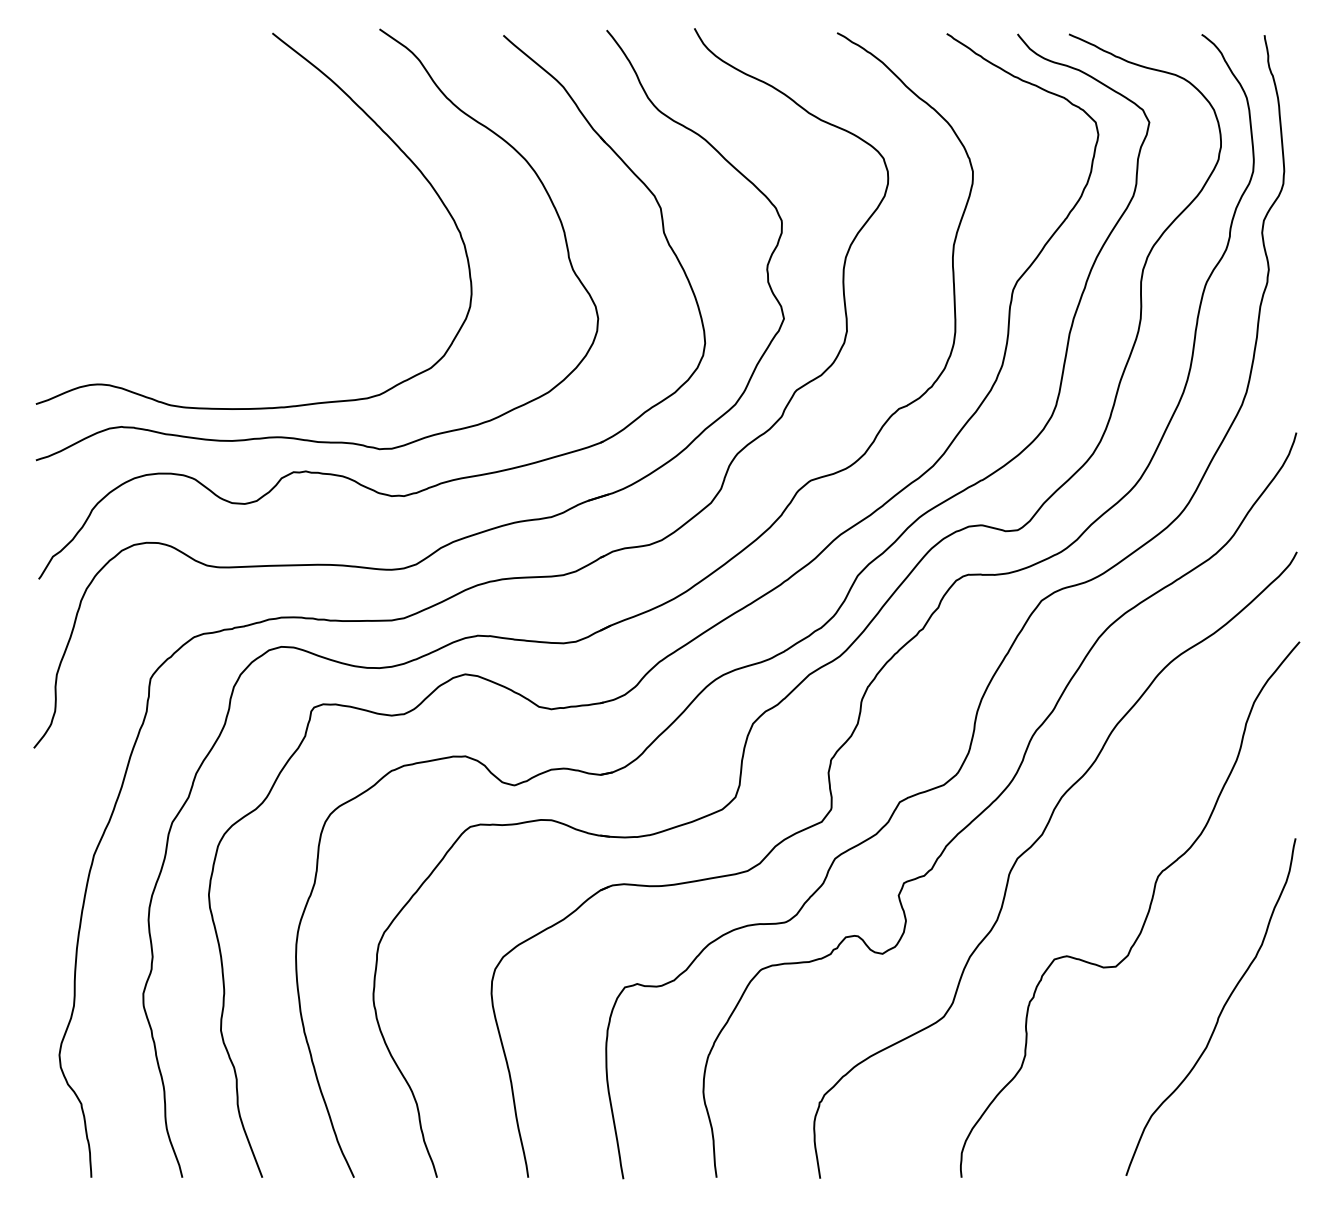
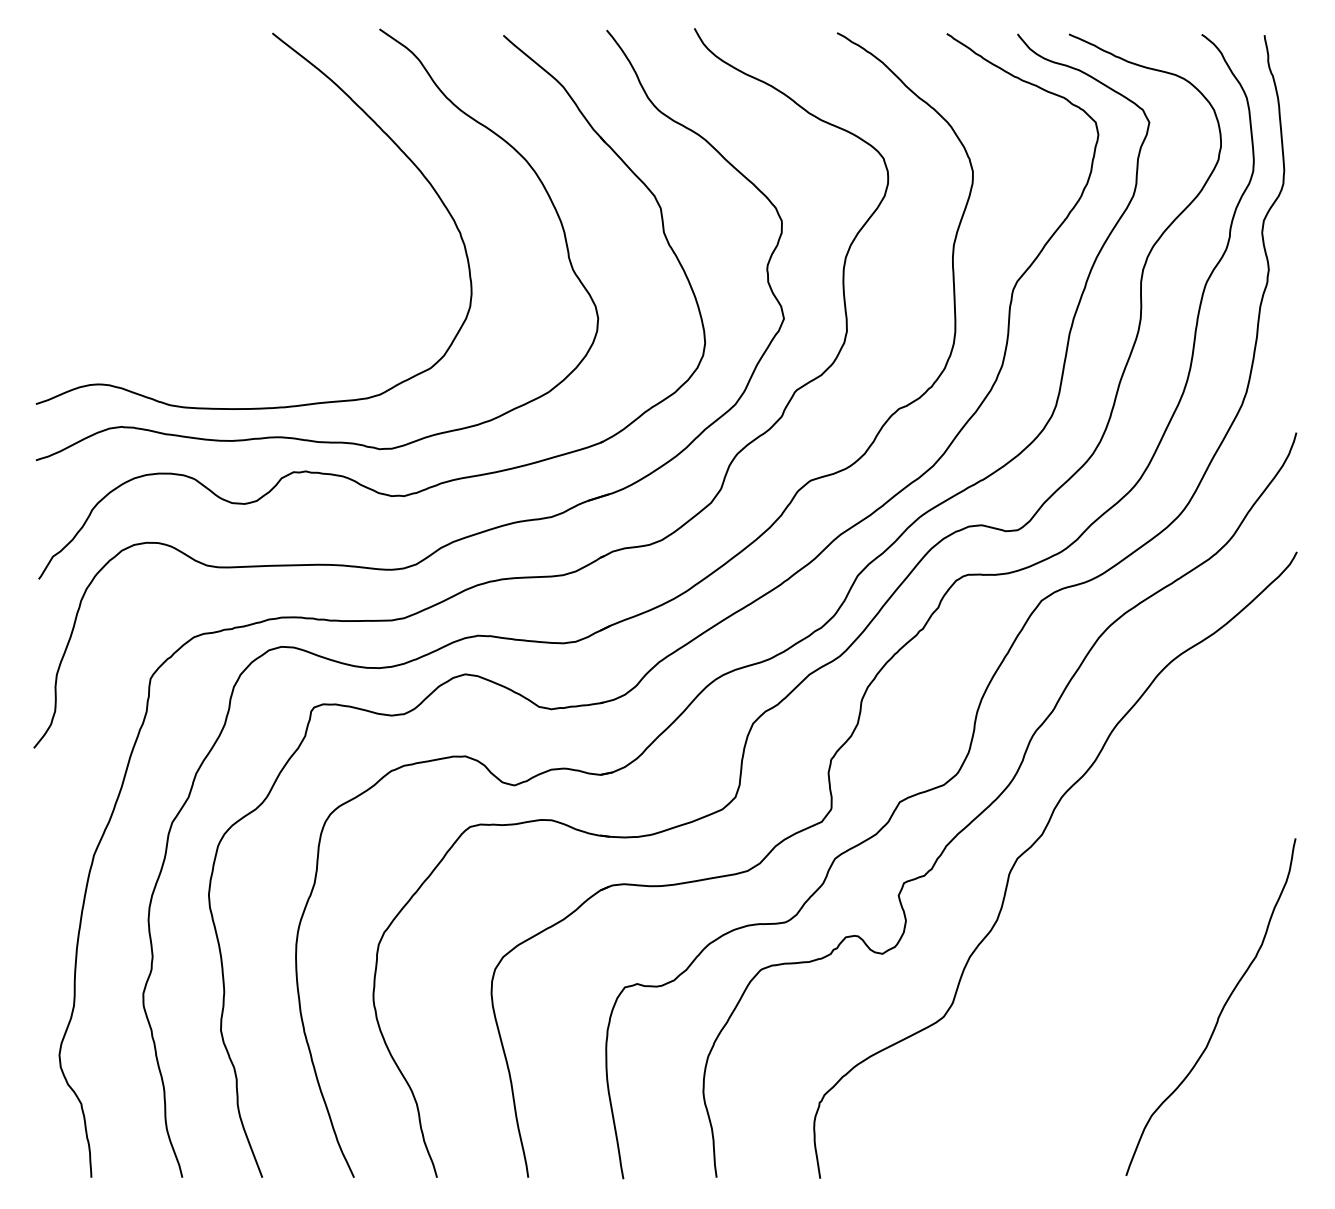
curve: present -> none (1146, 914)
